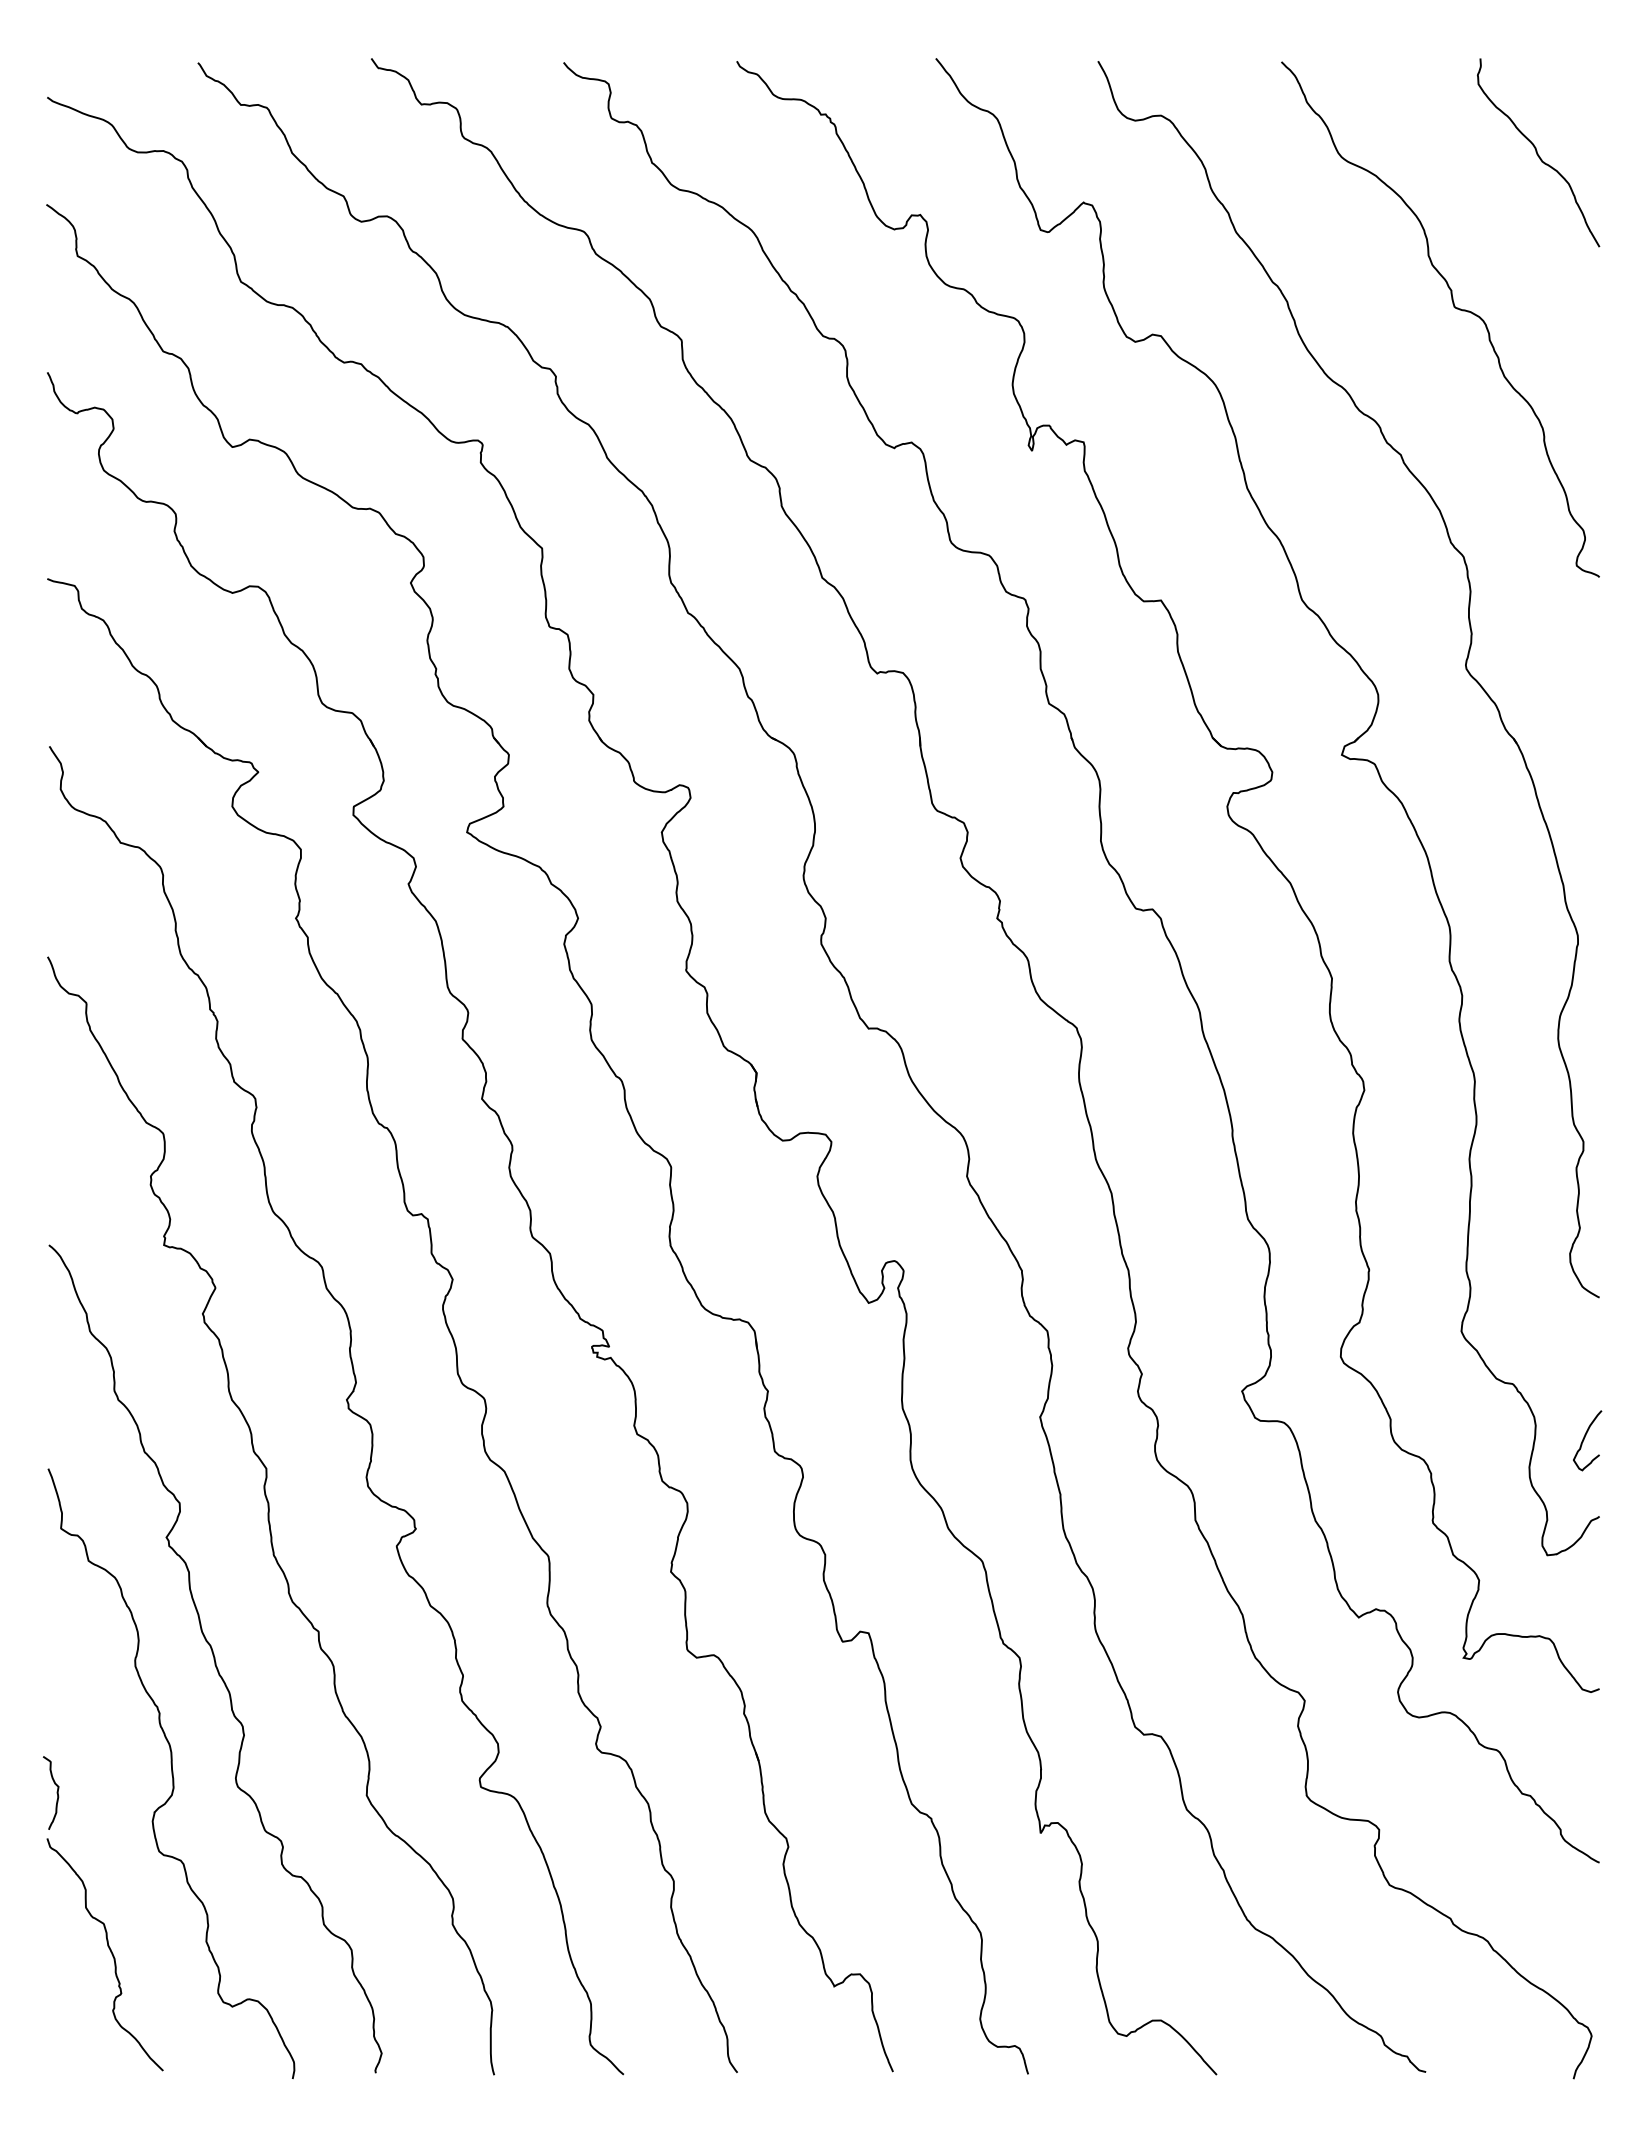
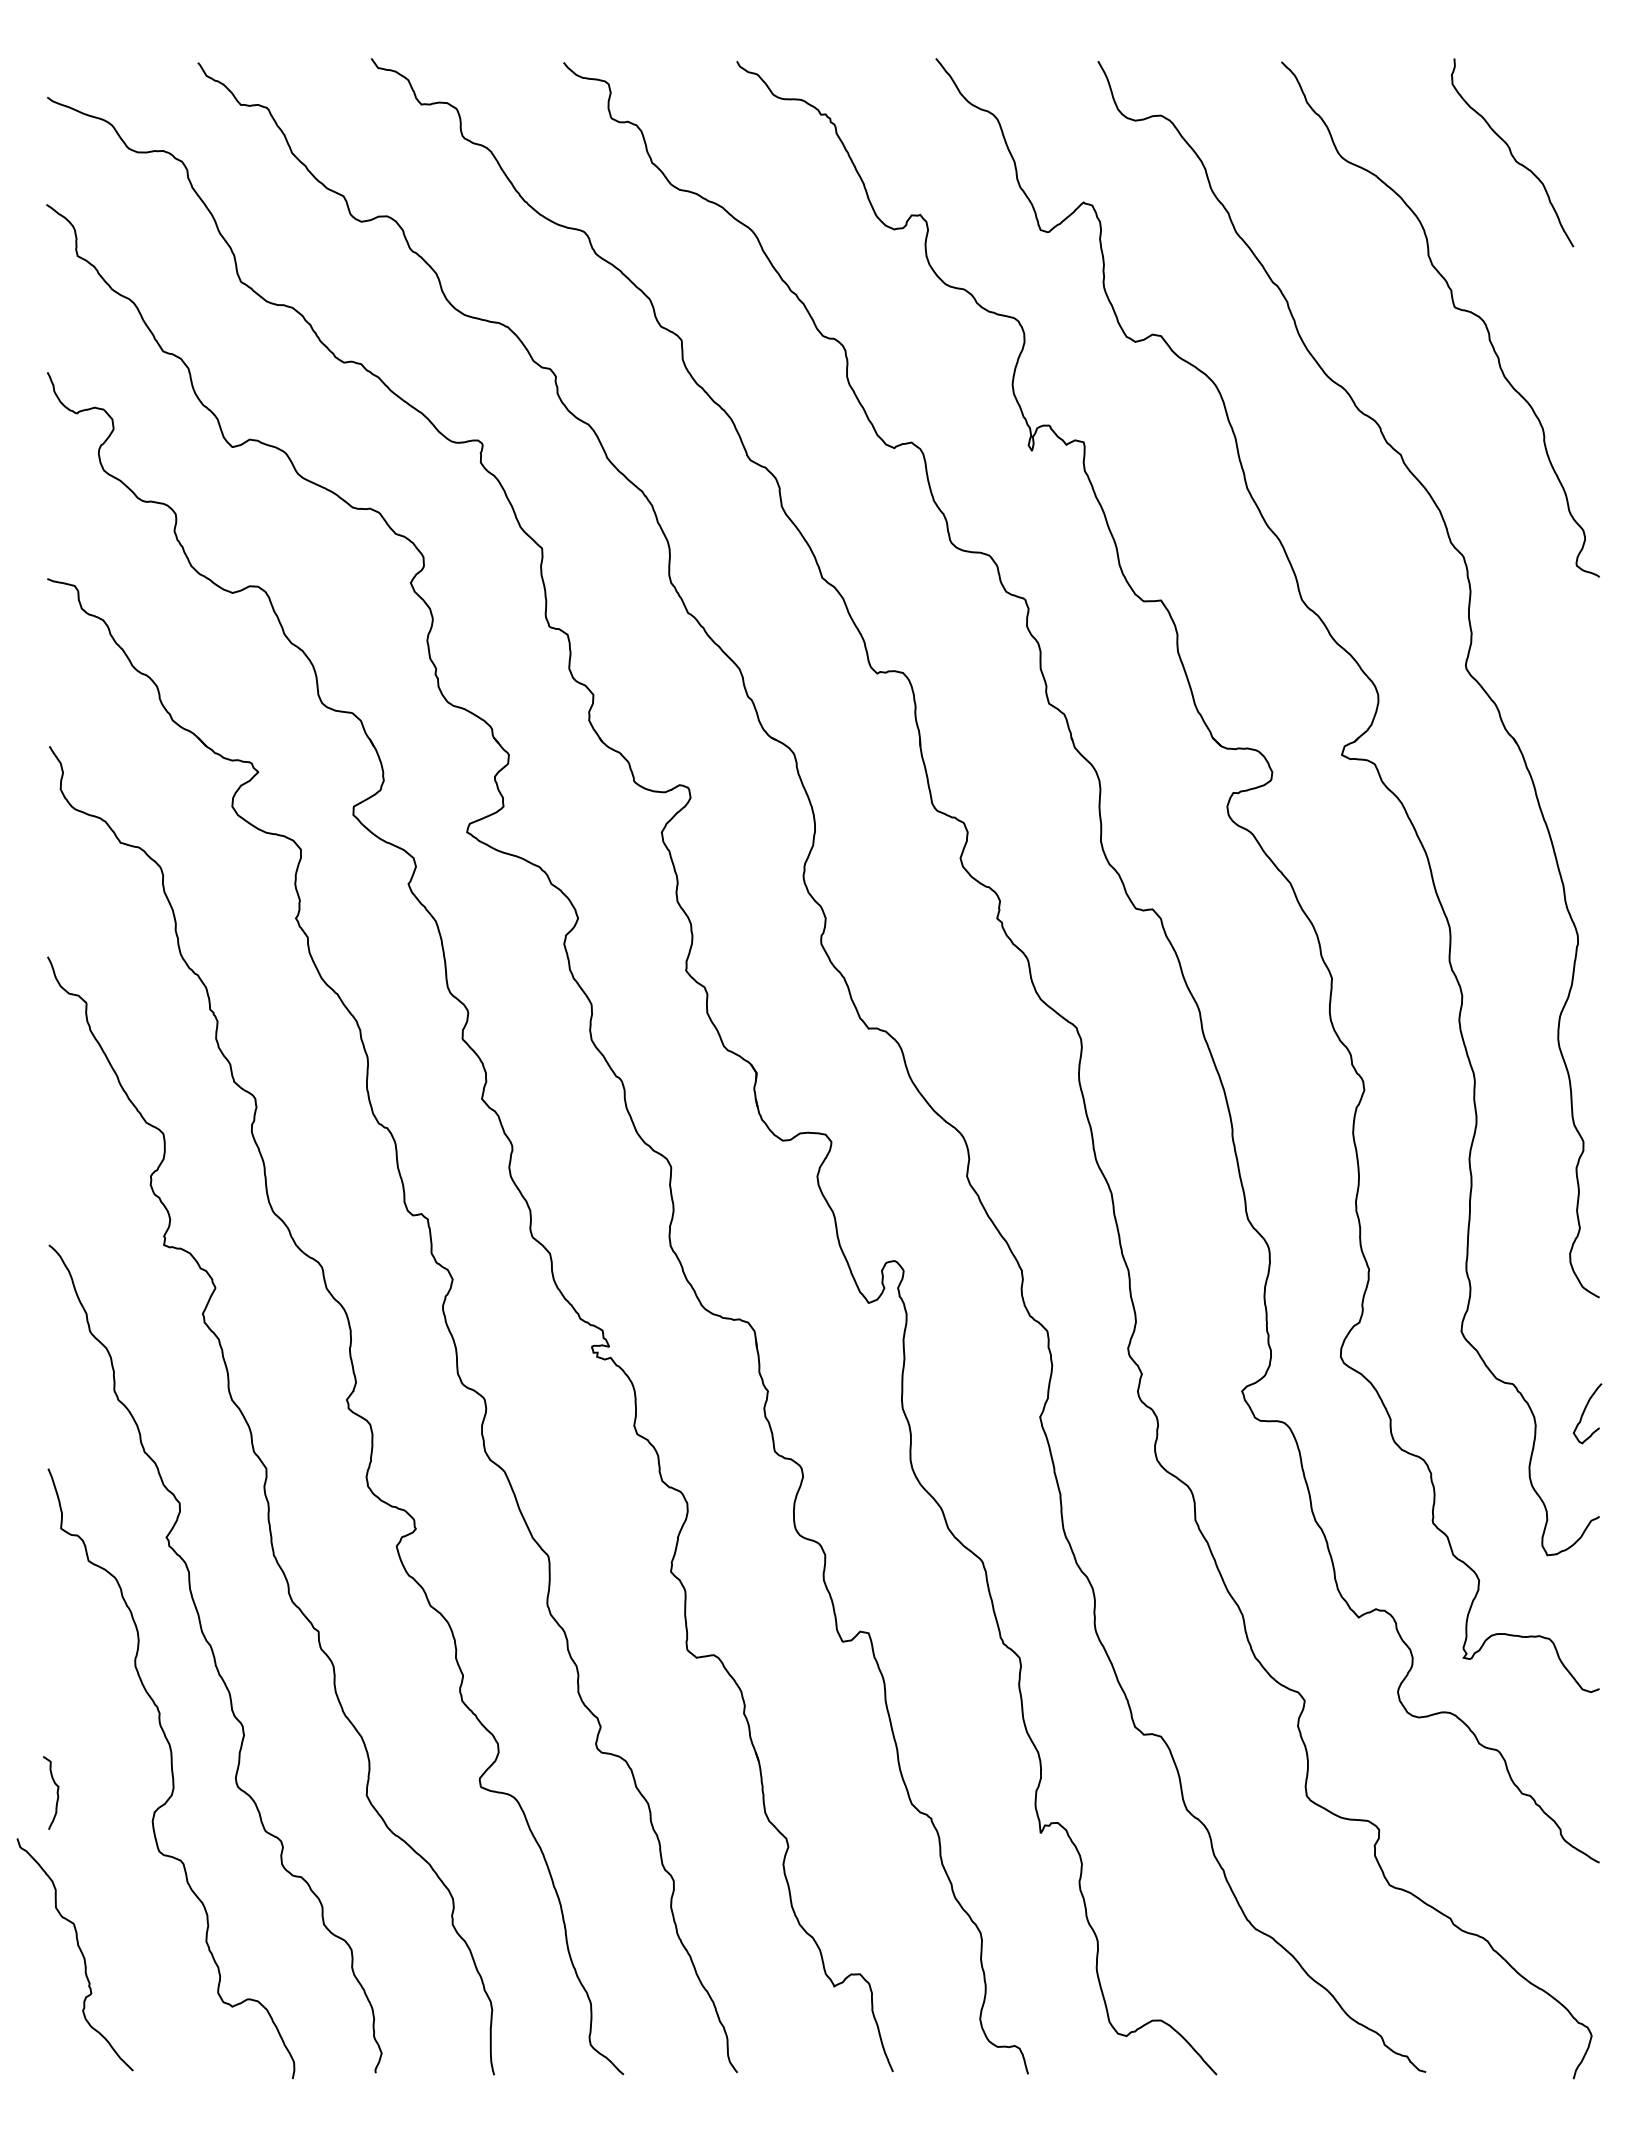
curve position: (1537, 152) -> (1511, 152) (1511, 152)
curve position: (1584, 1440) -> (1584, 1413) (1584, 1413)
curve position: (110, 1952) -> (80, 1952) (80, 1952)
